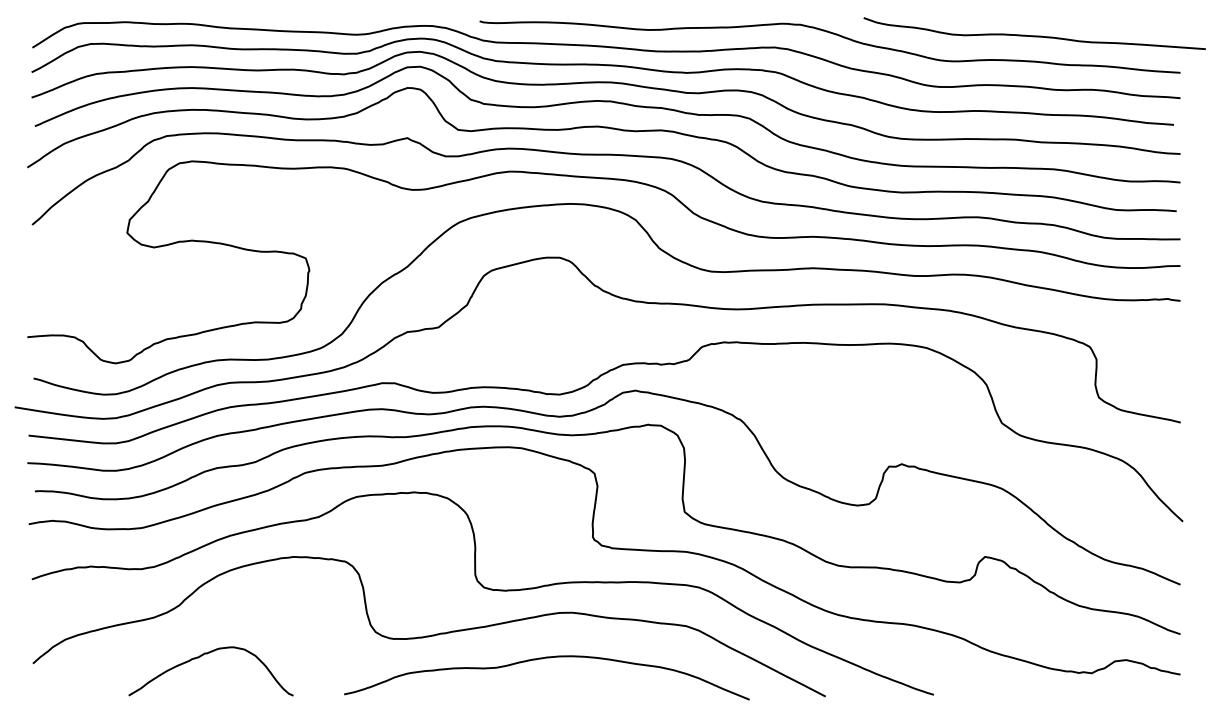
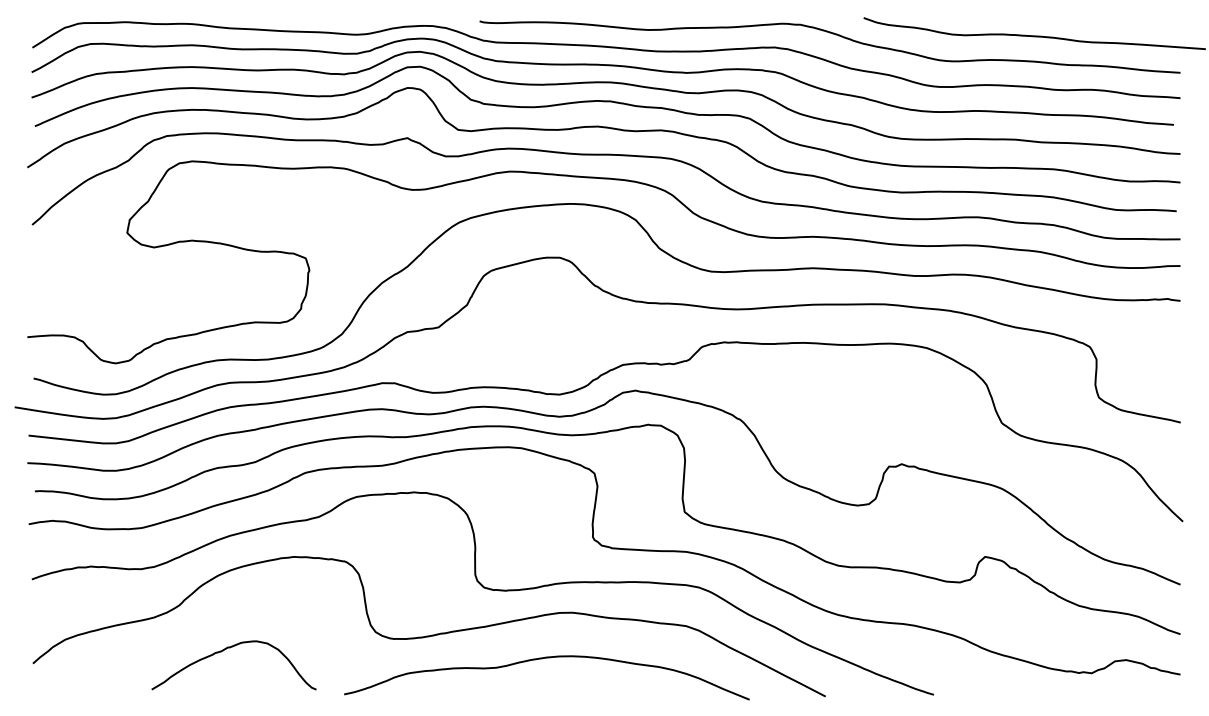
curve position: (200, 657) -> (223, 651) (223, 651)
